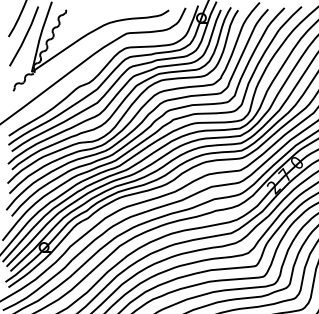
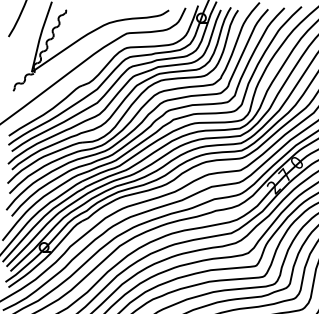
line: present -> none (24, 36)
